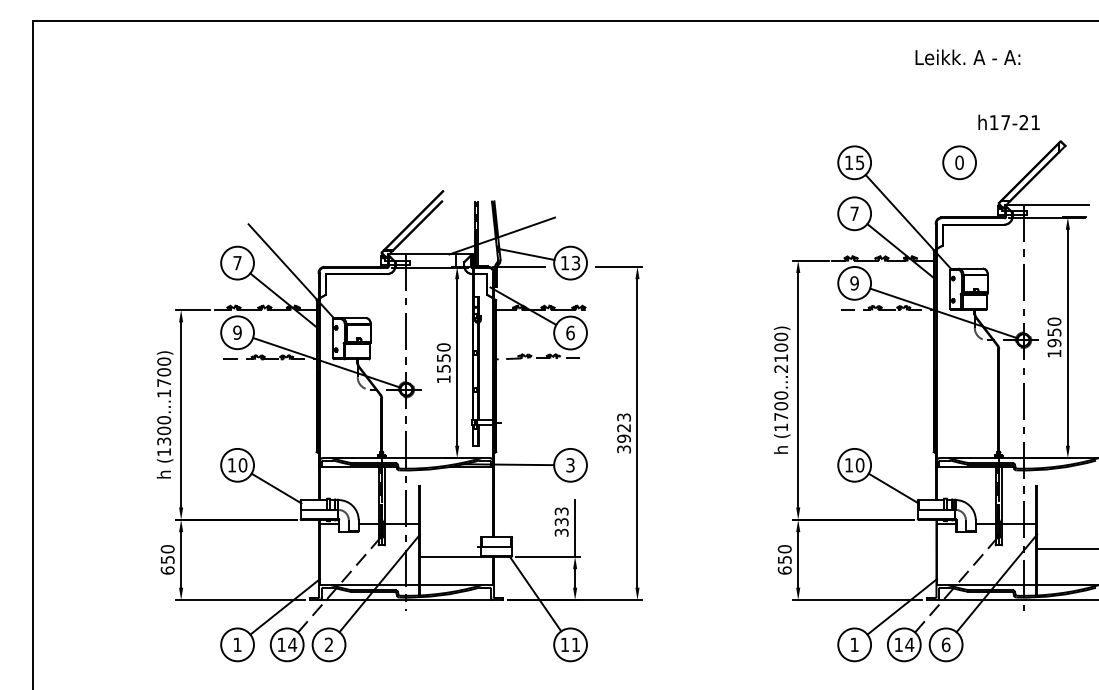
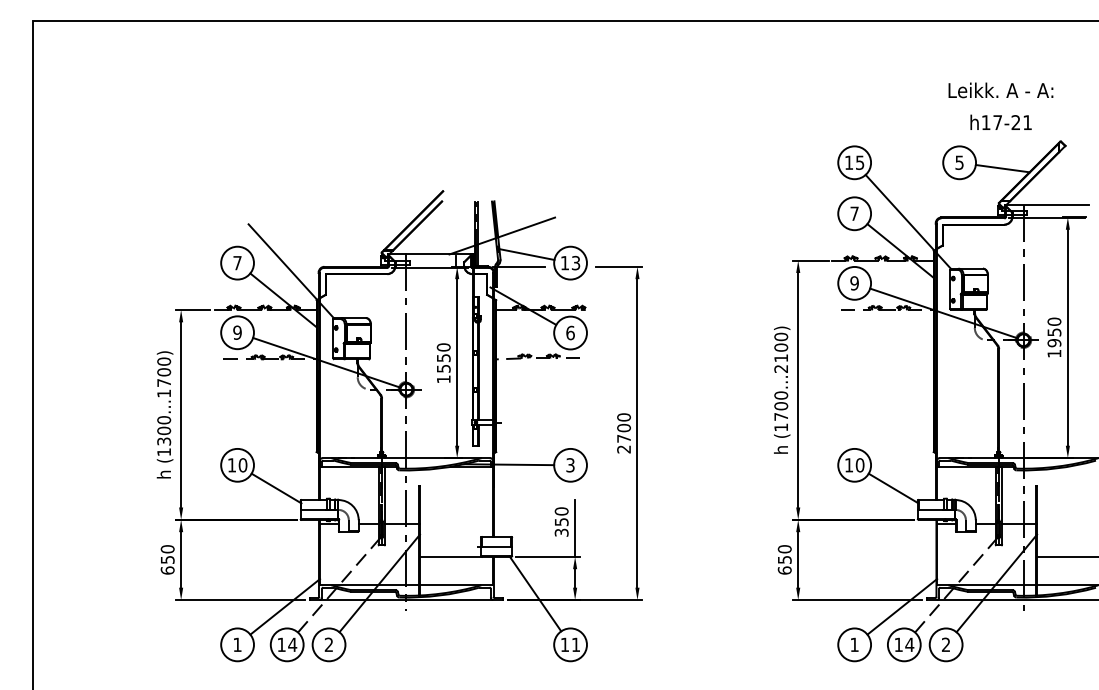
text position: (967, 57) -> (1000, 90) (1000, 90)
text position: (1008, 121) -> (1000, 121) (1000, 121)
text: 0 -> 5 (959, 162)
line: none -> present (1002, 168)
text: 3923 -> 2700 (623, 433)
text: 333 -> 350 (561, 516)
line position: (1066, 548) -> (1066, 556) (1066, 556)
text: 6 -> 2 (945, 644)
